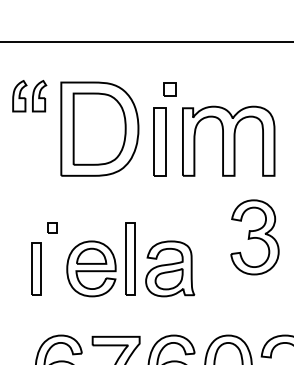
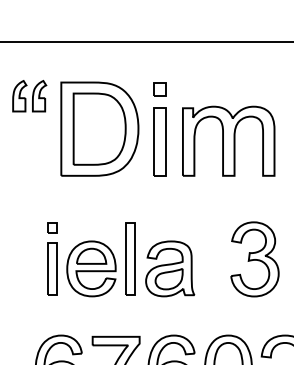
part position: (169, 89) -> (159, 89) (159, 89)
part position: (254, 237) -> (254, 259) (254, 259)
part position: (36, 268) -> (52, 268) (52, 268)
